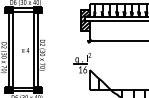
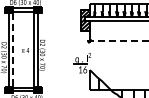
line: solid -> dashed (118, 41)
line: solid -> dashed (13, 49)
